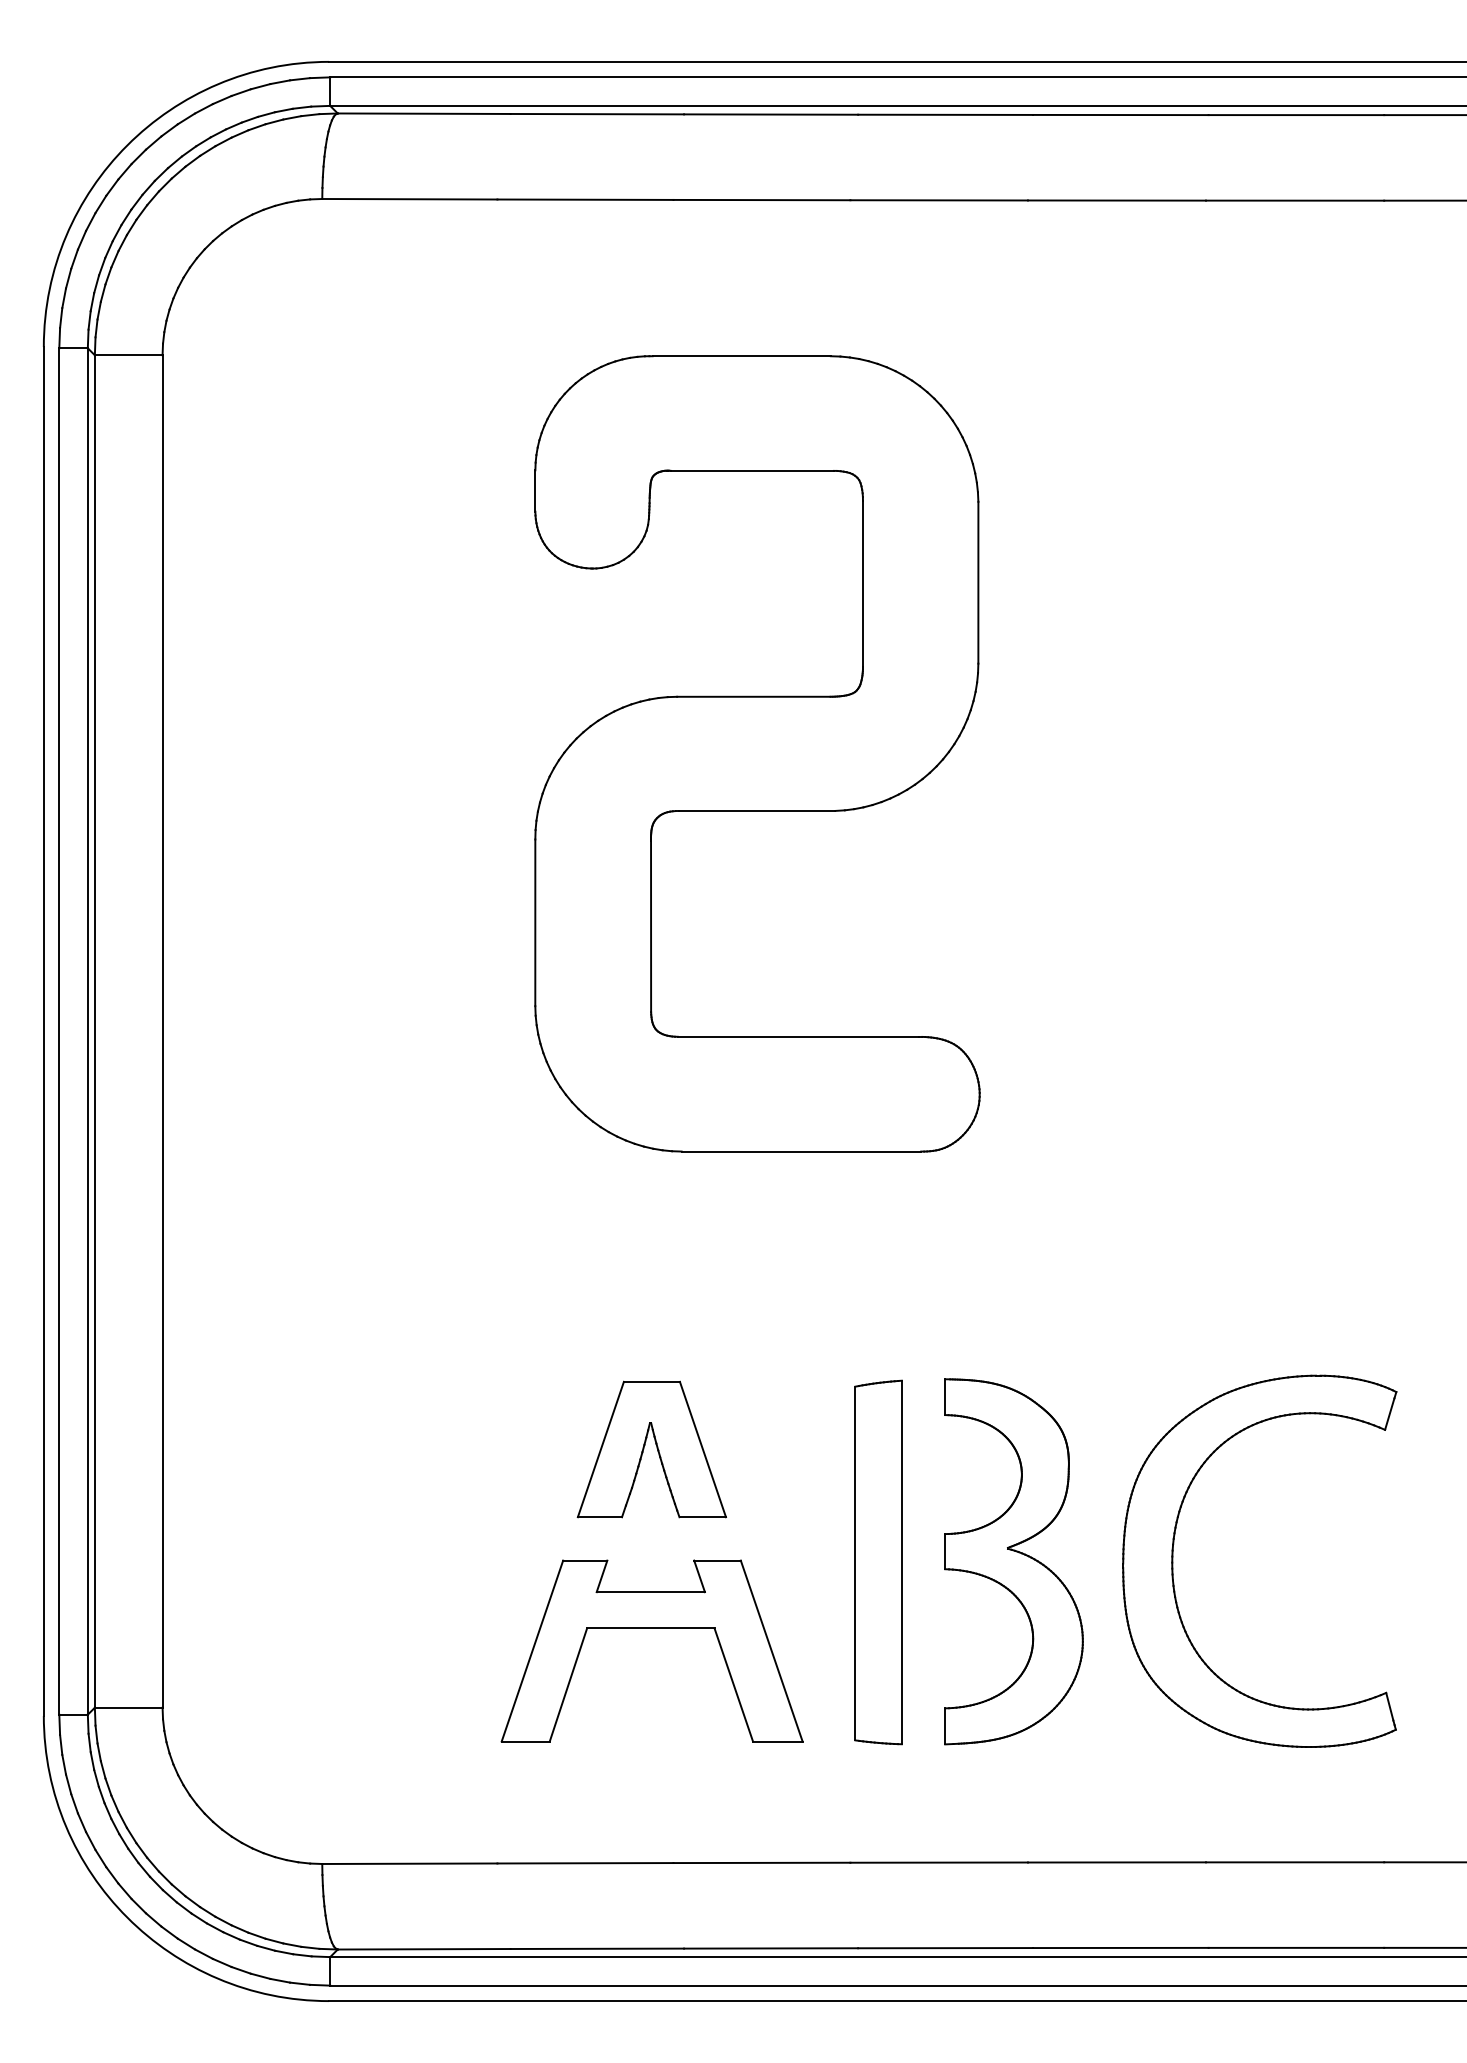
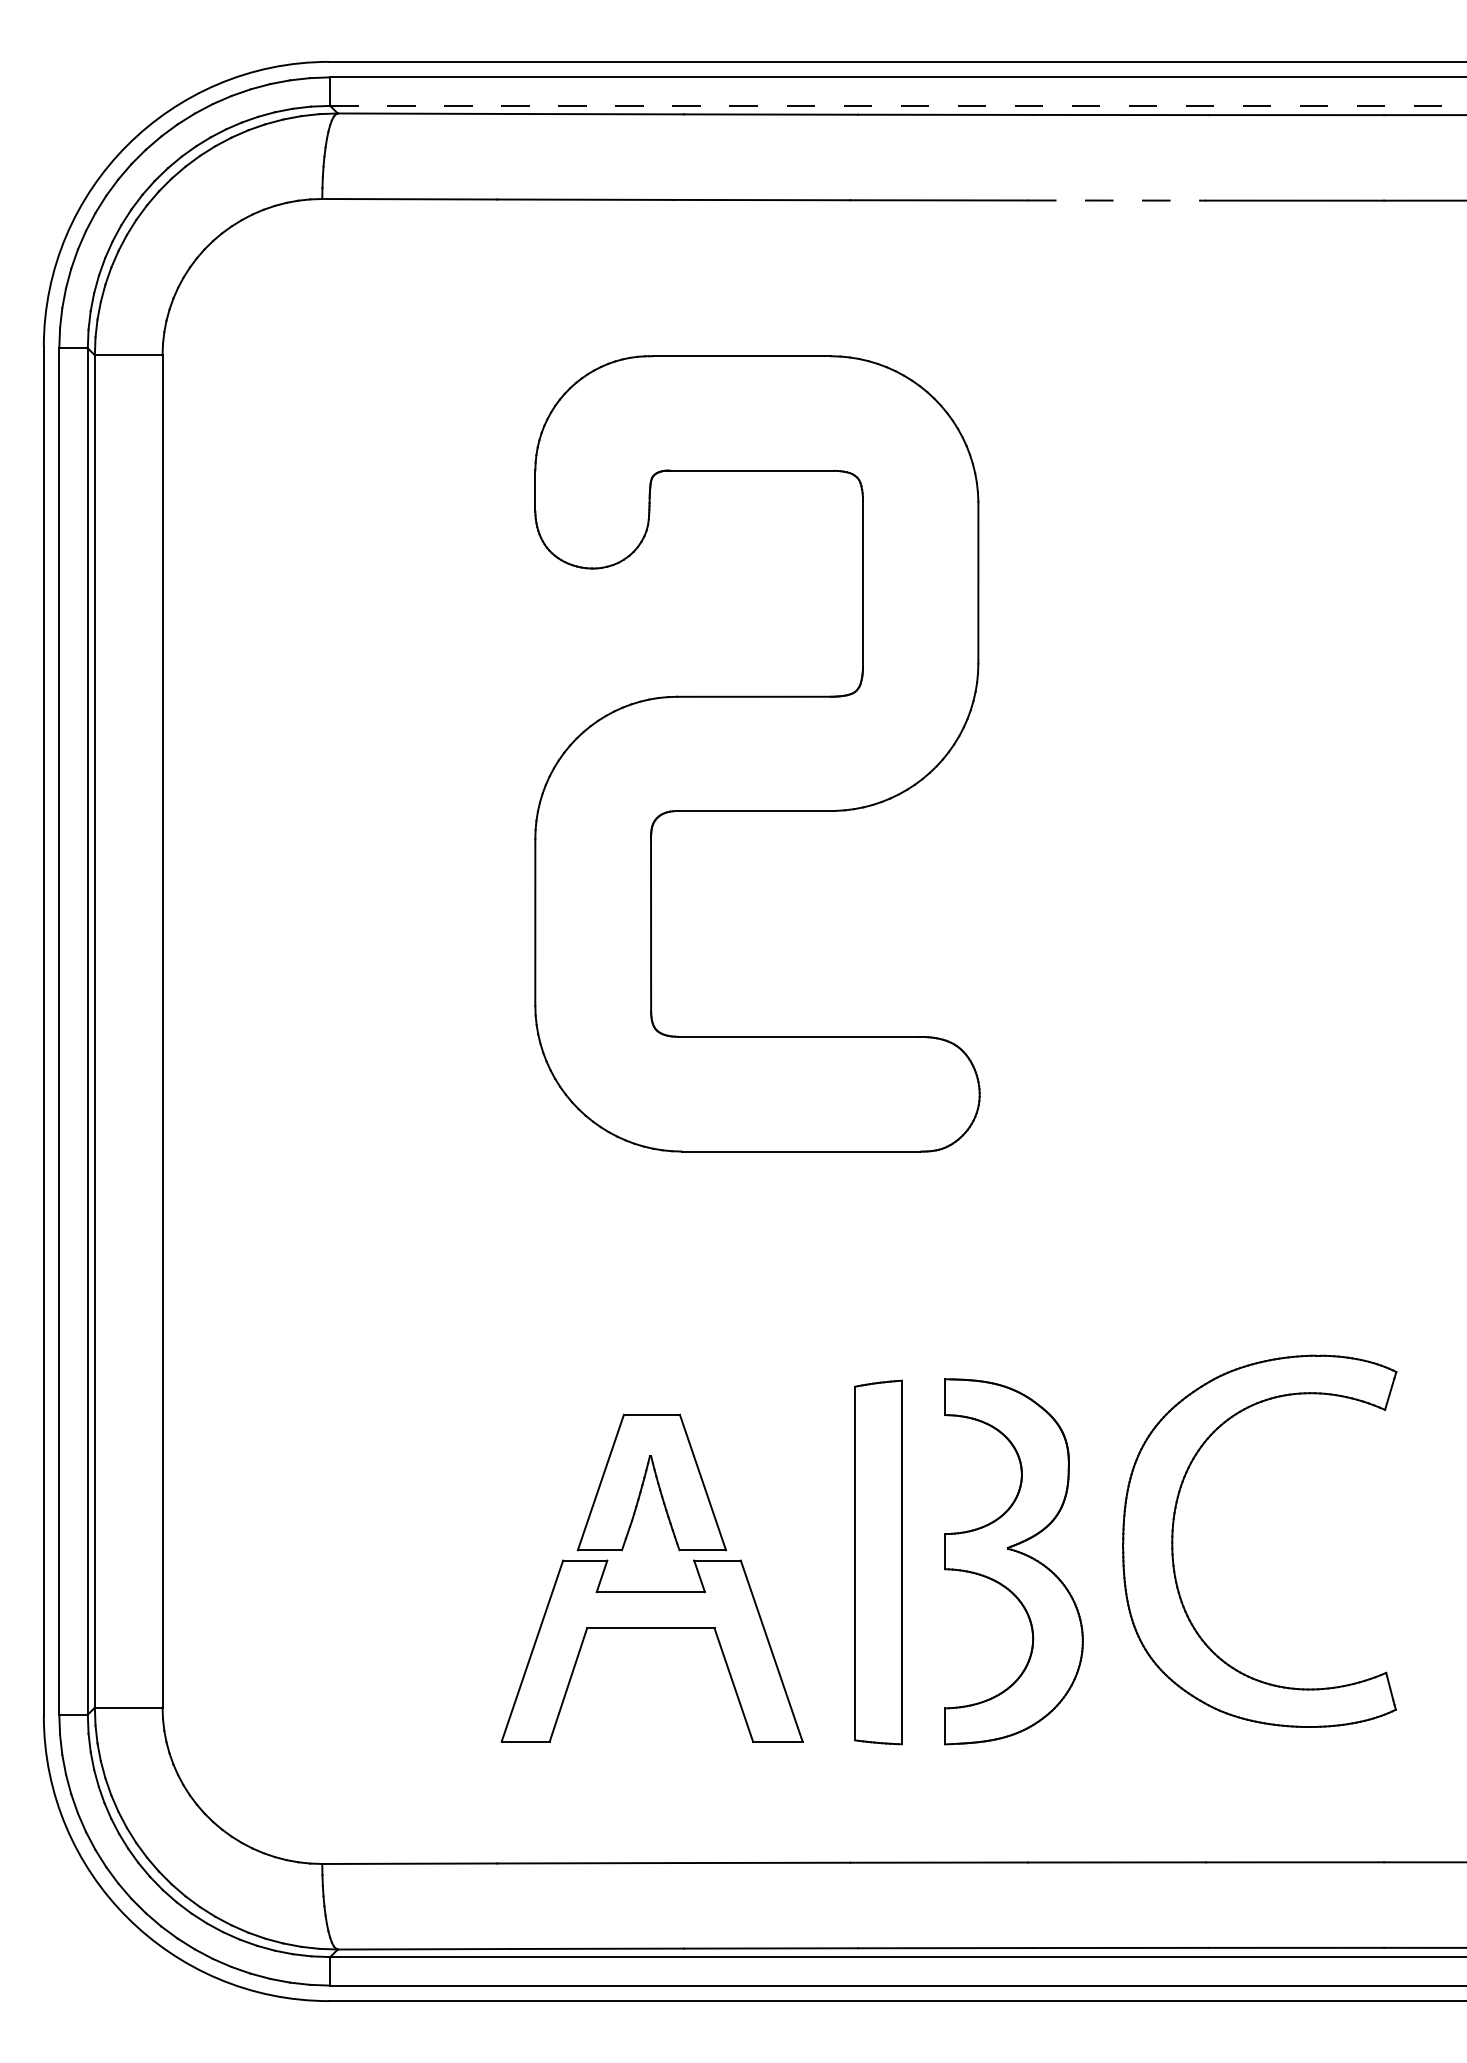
line: solid -> dashed (898, 105)
line: solid -> dashed (1117, 200)
part position: (651, 1449) -> (651, 1482) (651, 1482)
part position: (1173, 1560) -> (1173, 1540) (1173, 1540)
